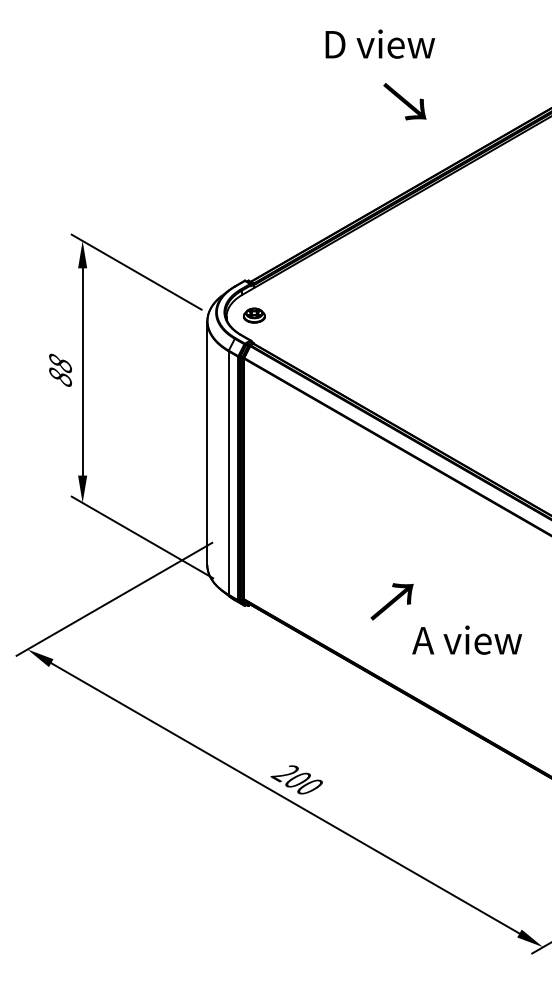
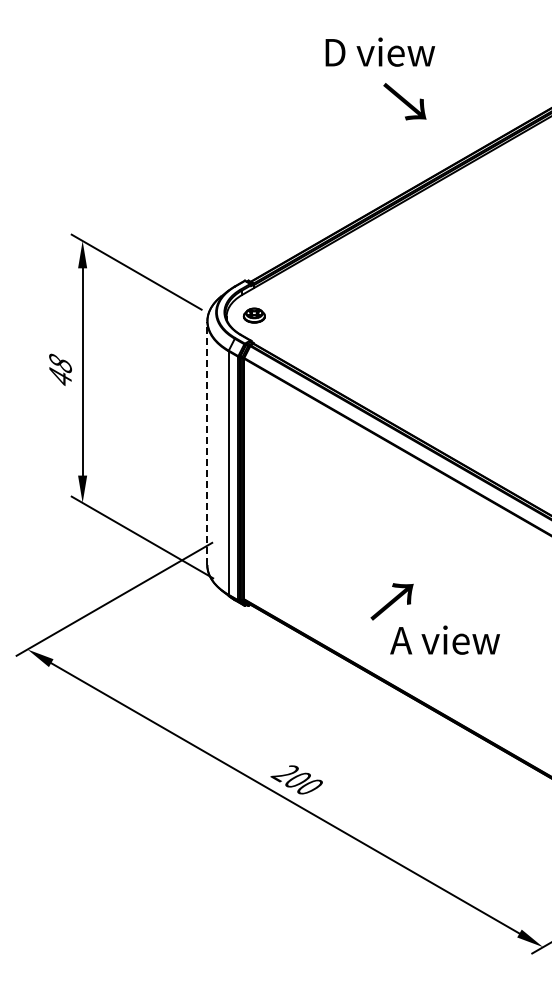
text position: (380, 43) -> (380, 51) (380, 51)
text: 88 -> 48 (60, 376)
line: solid -> dashed (207, 443)
text position: (466, 639) -> (444, 639) (444, 639)
